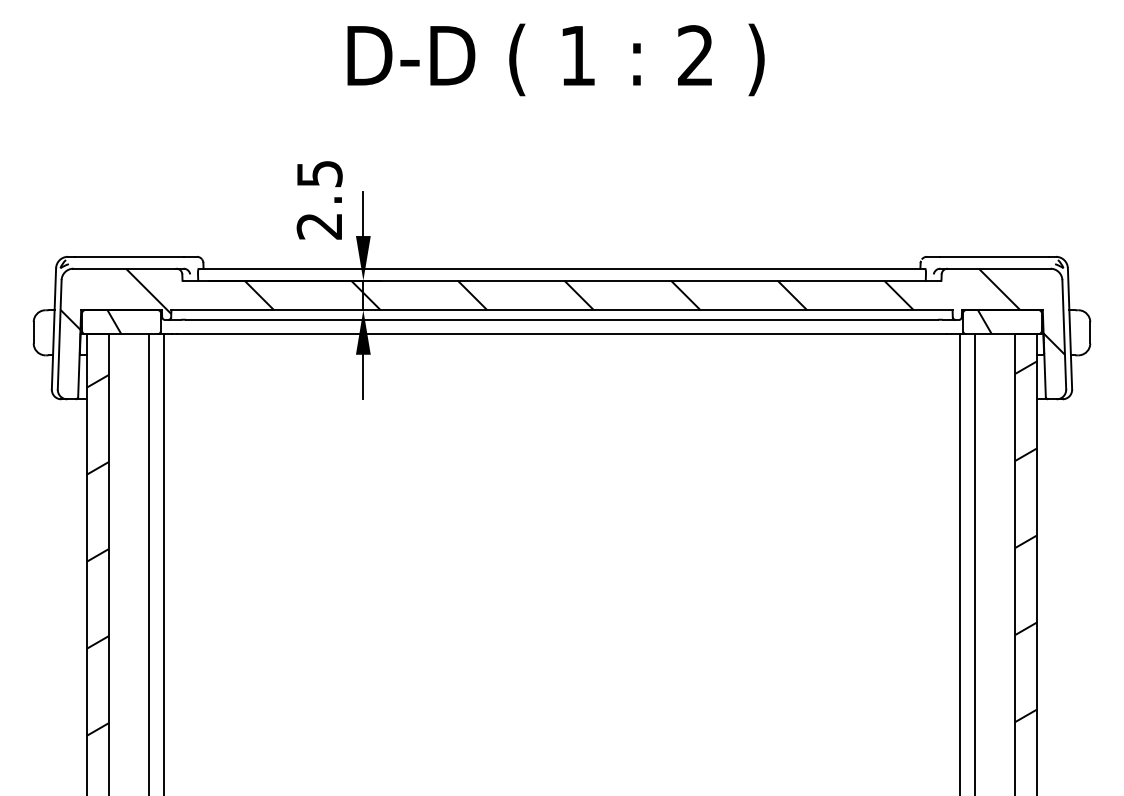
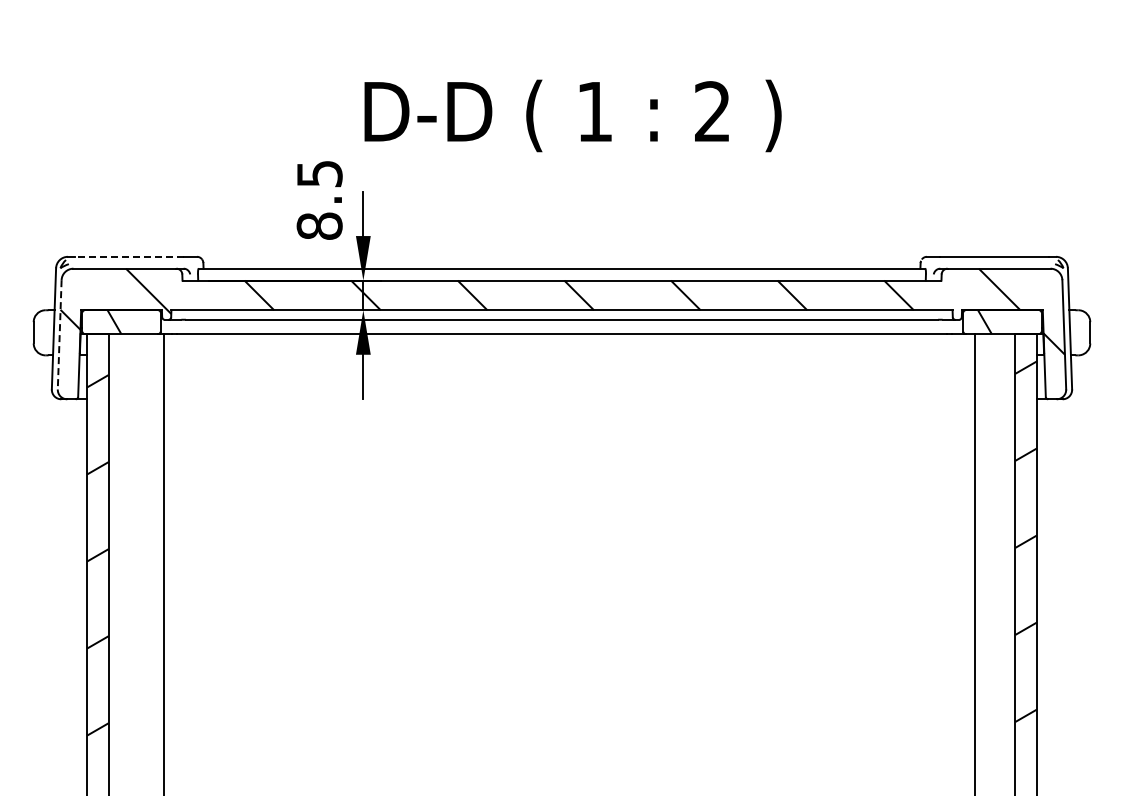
text position: (555, 59) -> (572, 115) (572, 115)
text: 2.5 -> 8.5 (319, 225)
line: solid -> dashed (129, 256)
line: solid -> dashed (59, 334)
line: present -> none (148, 563)
line: present -> none (959, 563)
